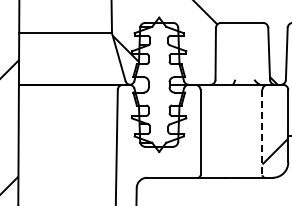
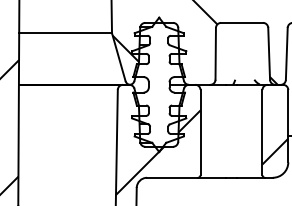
line: dashed -> solid (262, 132)
hatch: none -> present (157, 152)
